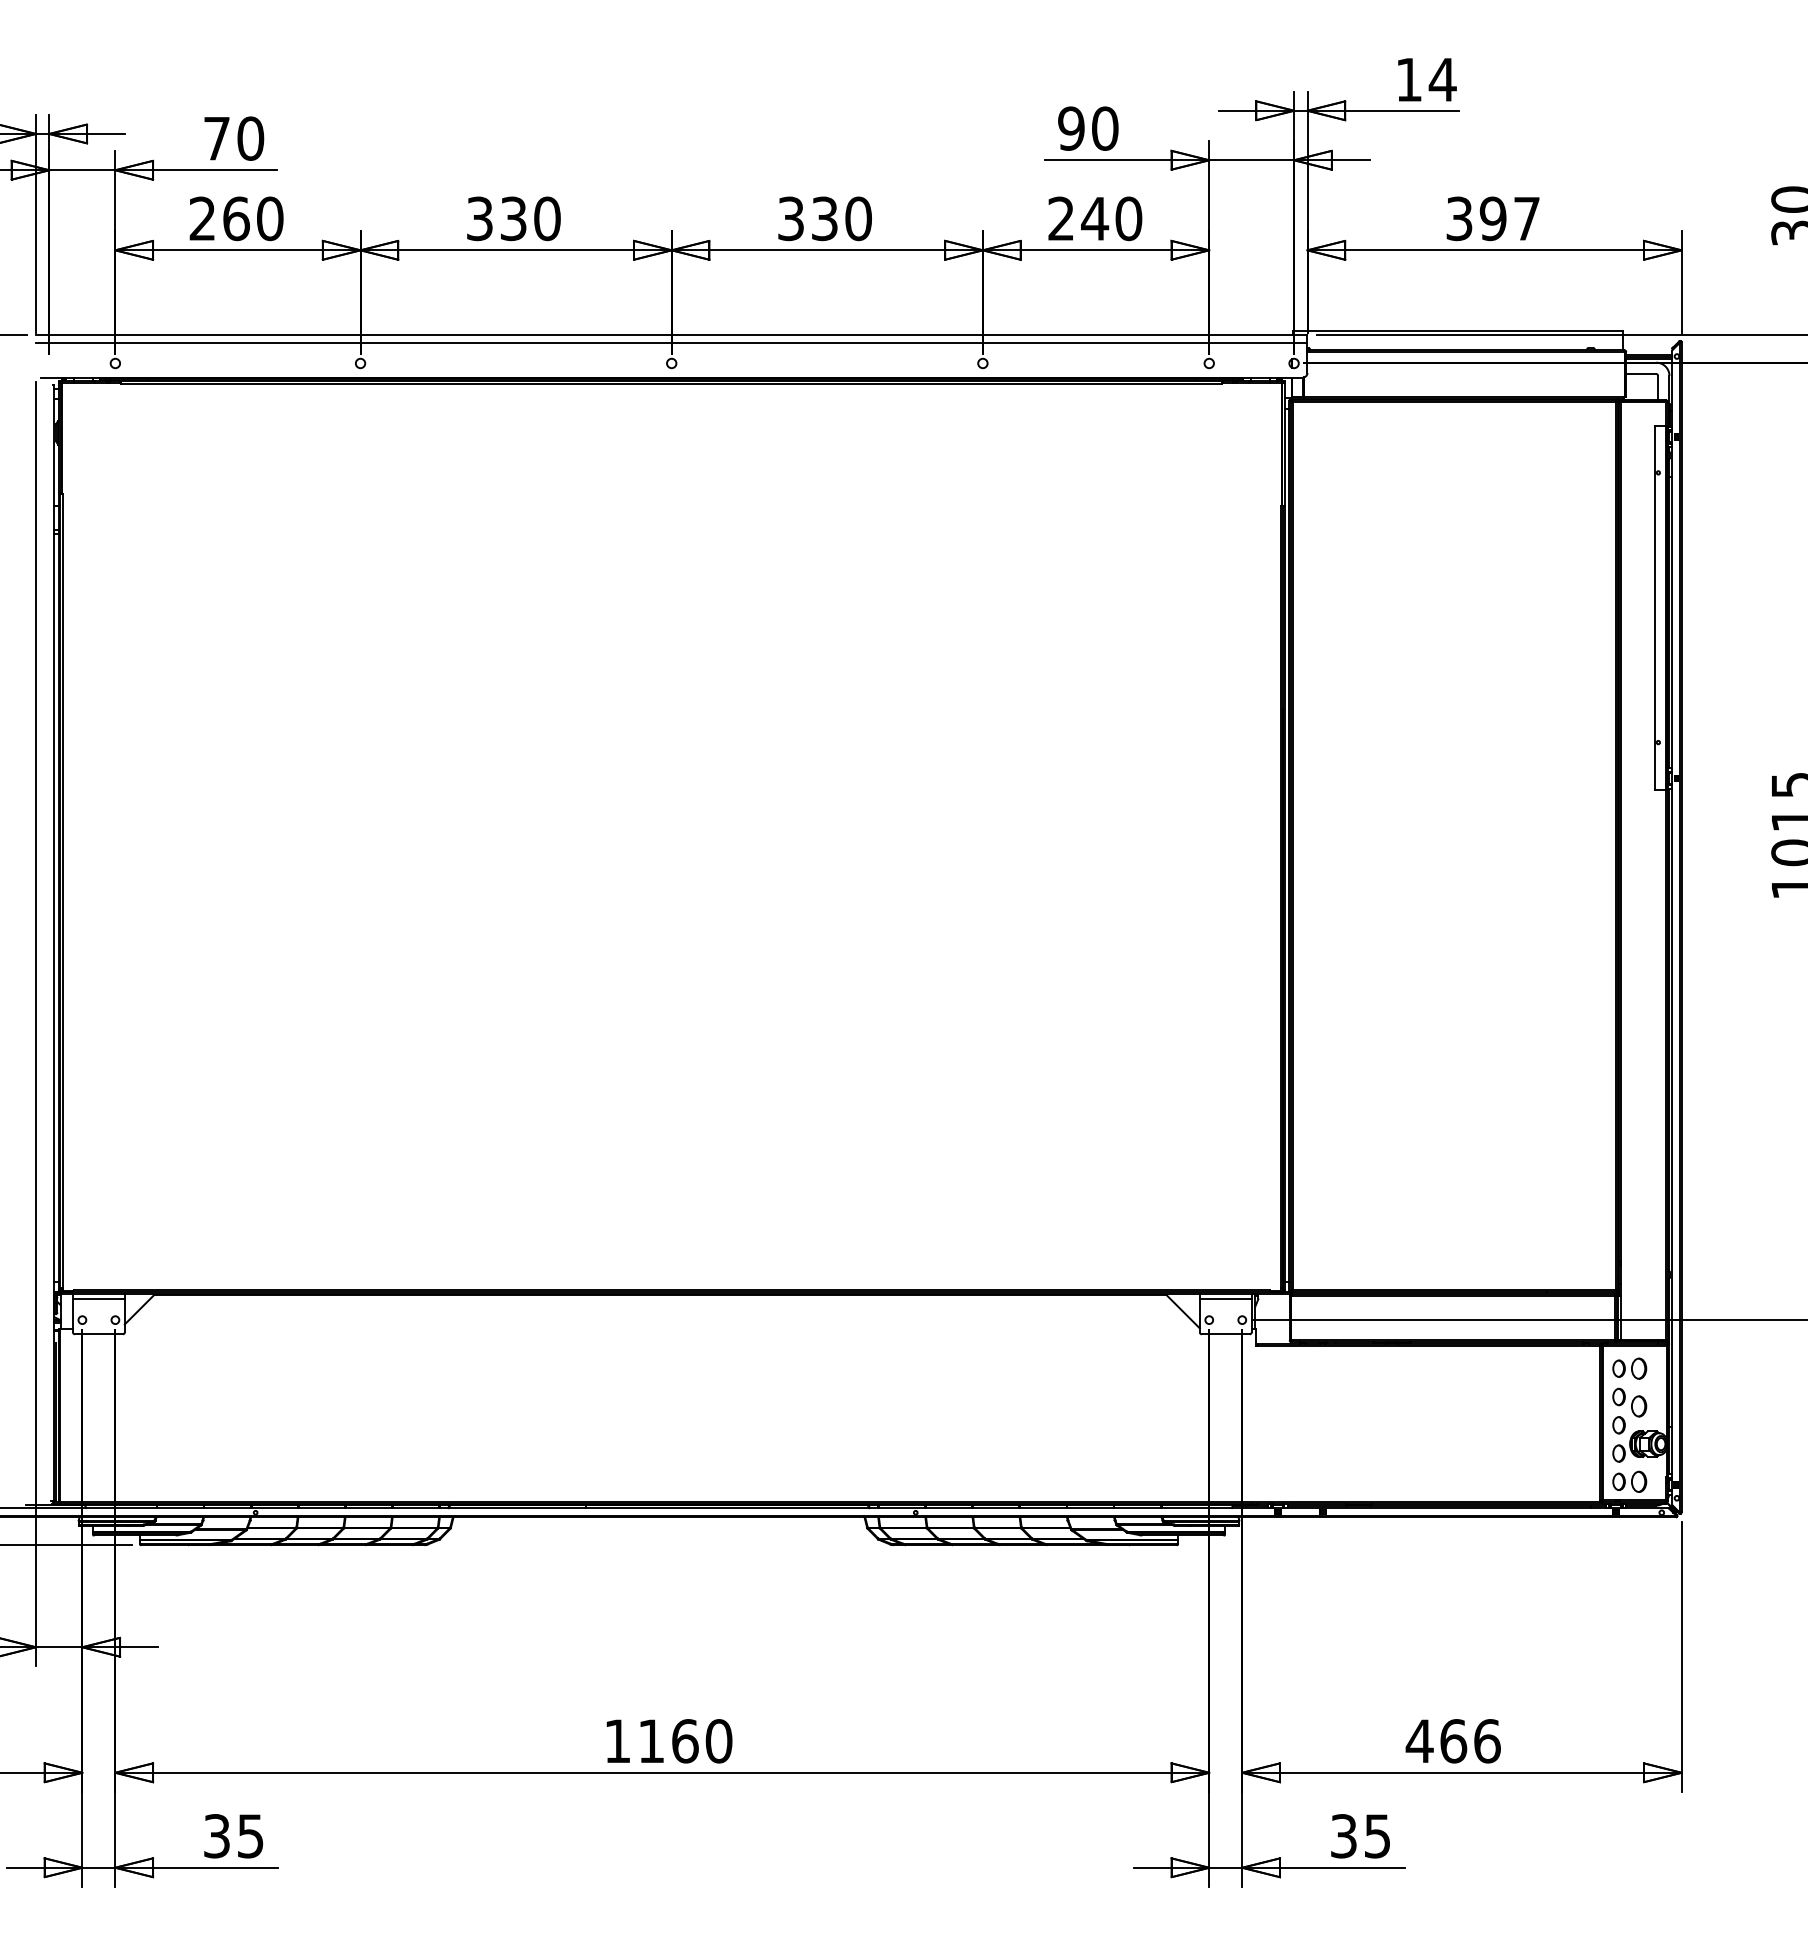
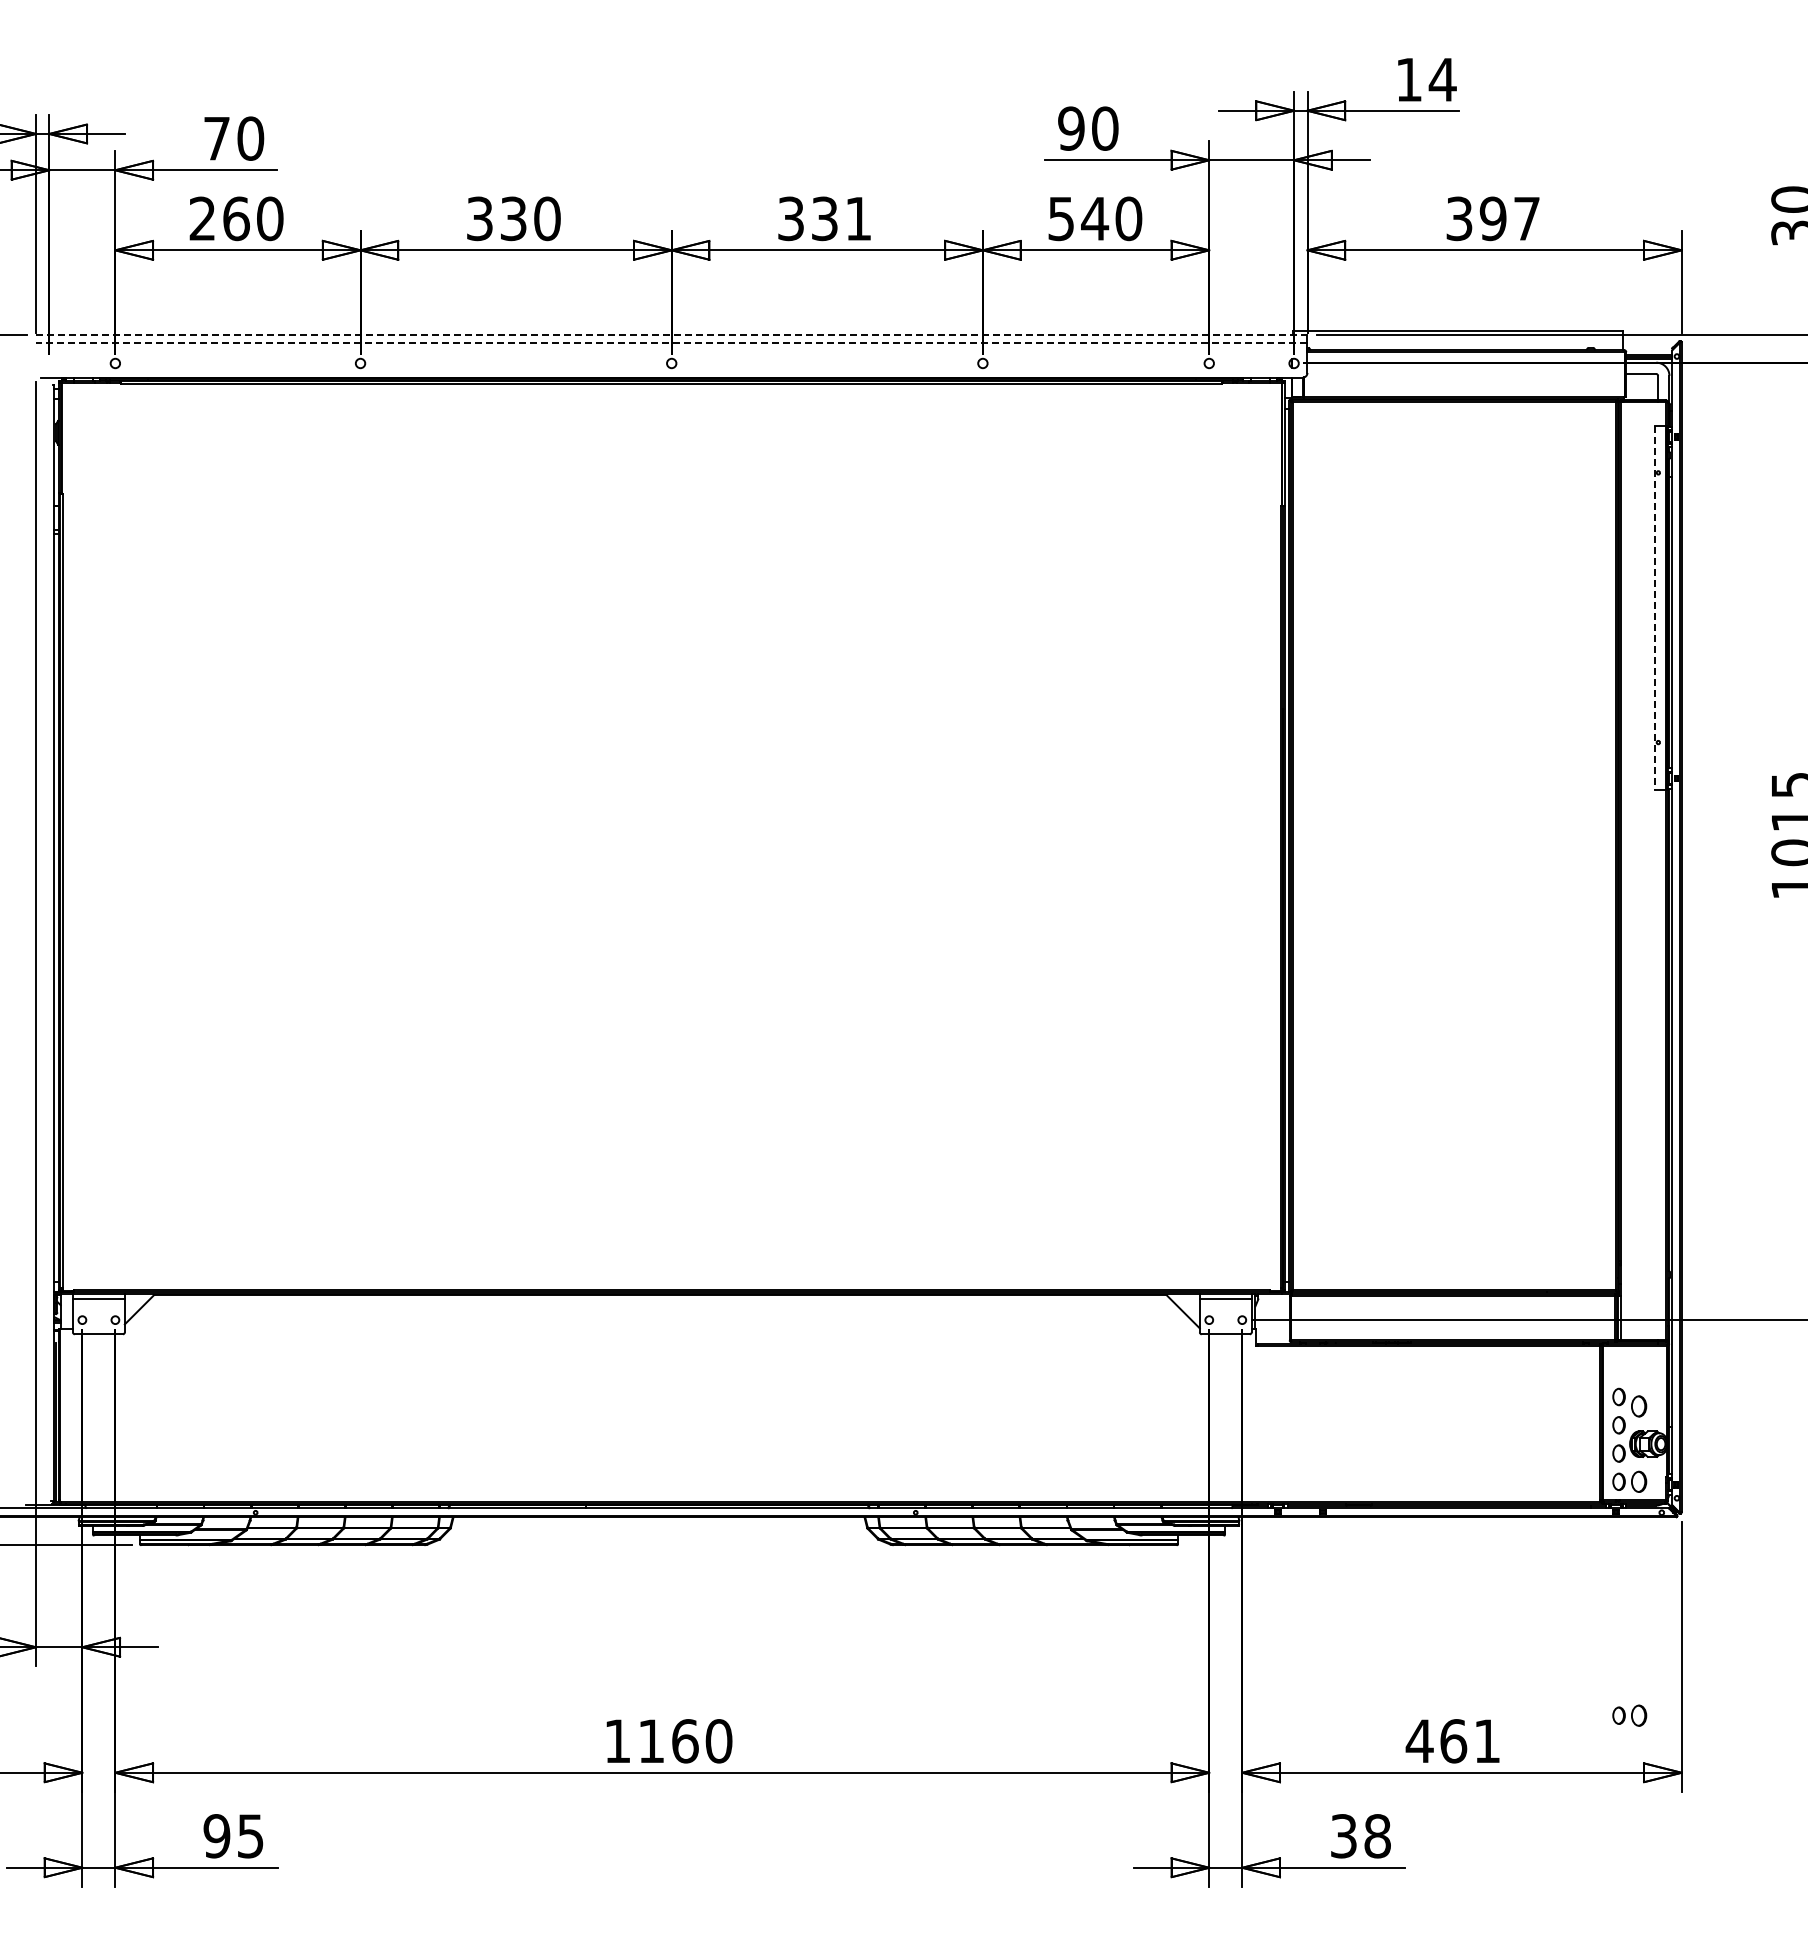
text: 330 -> 331 (858, 218)
text: 240 -> 540 (1060, 218)
line: solid -> dashed (671, 335)
line: solid -> dashed (671, 342)
line: solid -> dashed (1654, 607)
part position: (1629, 1368) -> (1629, 1715) (1629, 1715)
text: 466 -> 461 (1487, 1741)
text: 35 -> 95 (216, 1836)
text: 35 -> 38 (1377, 1836)
